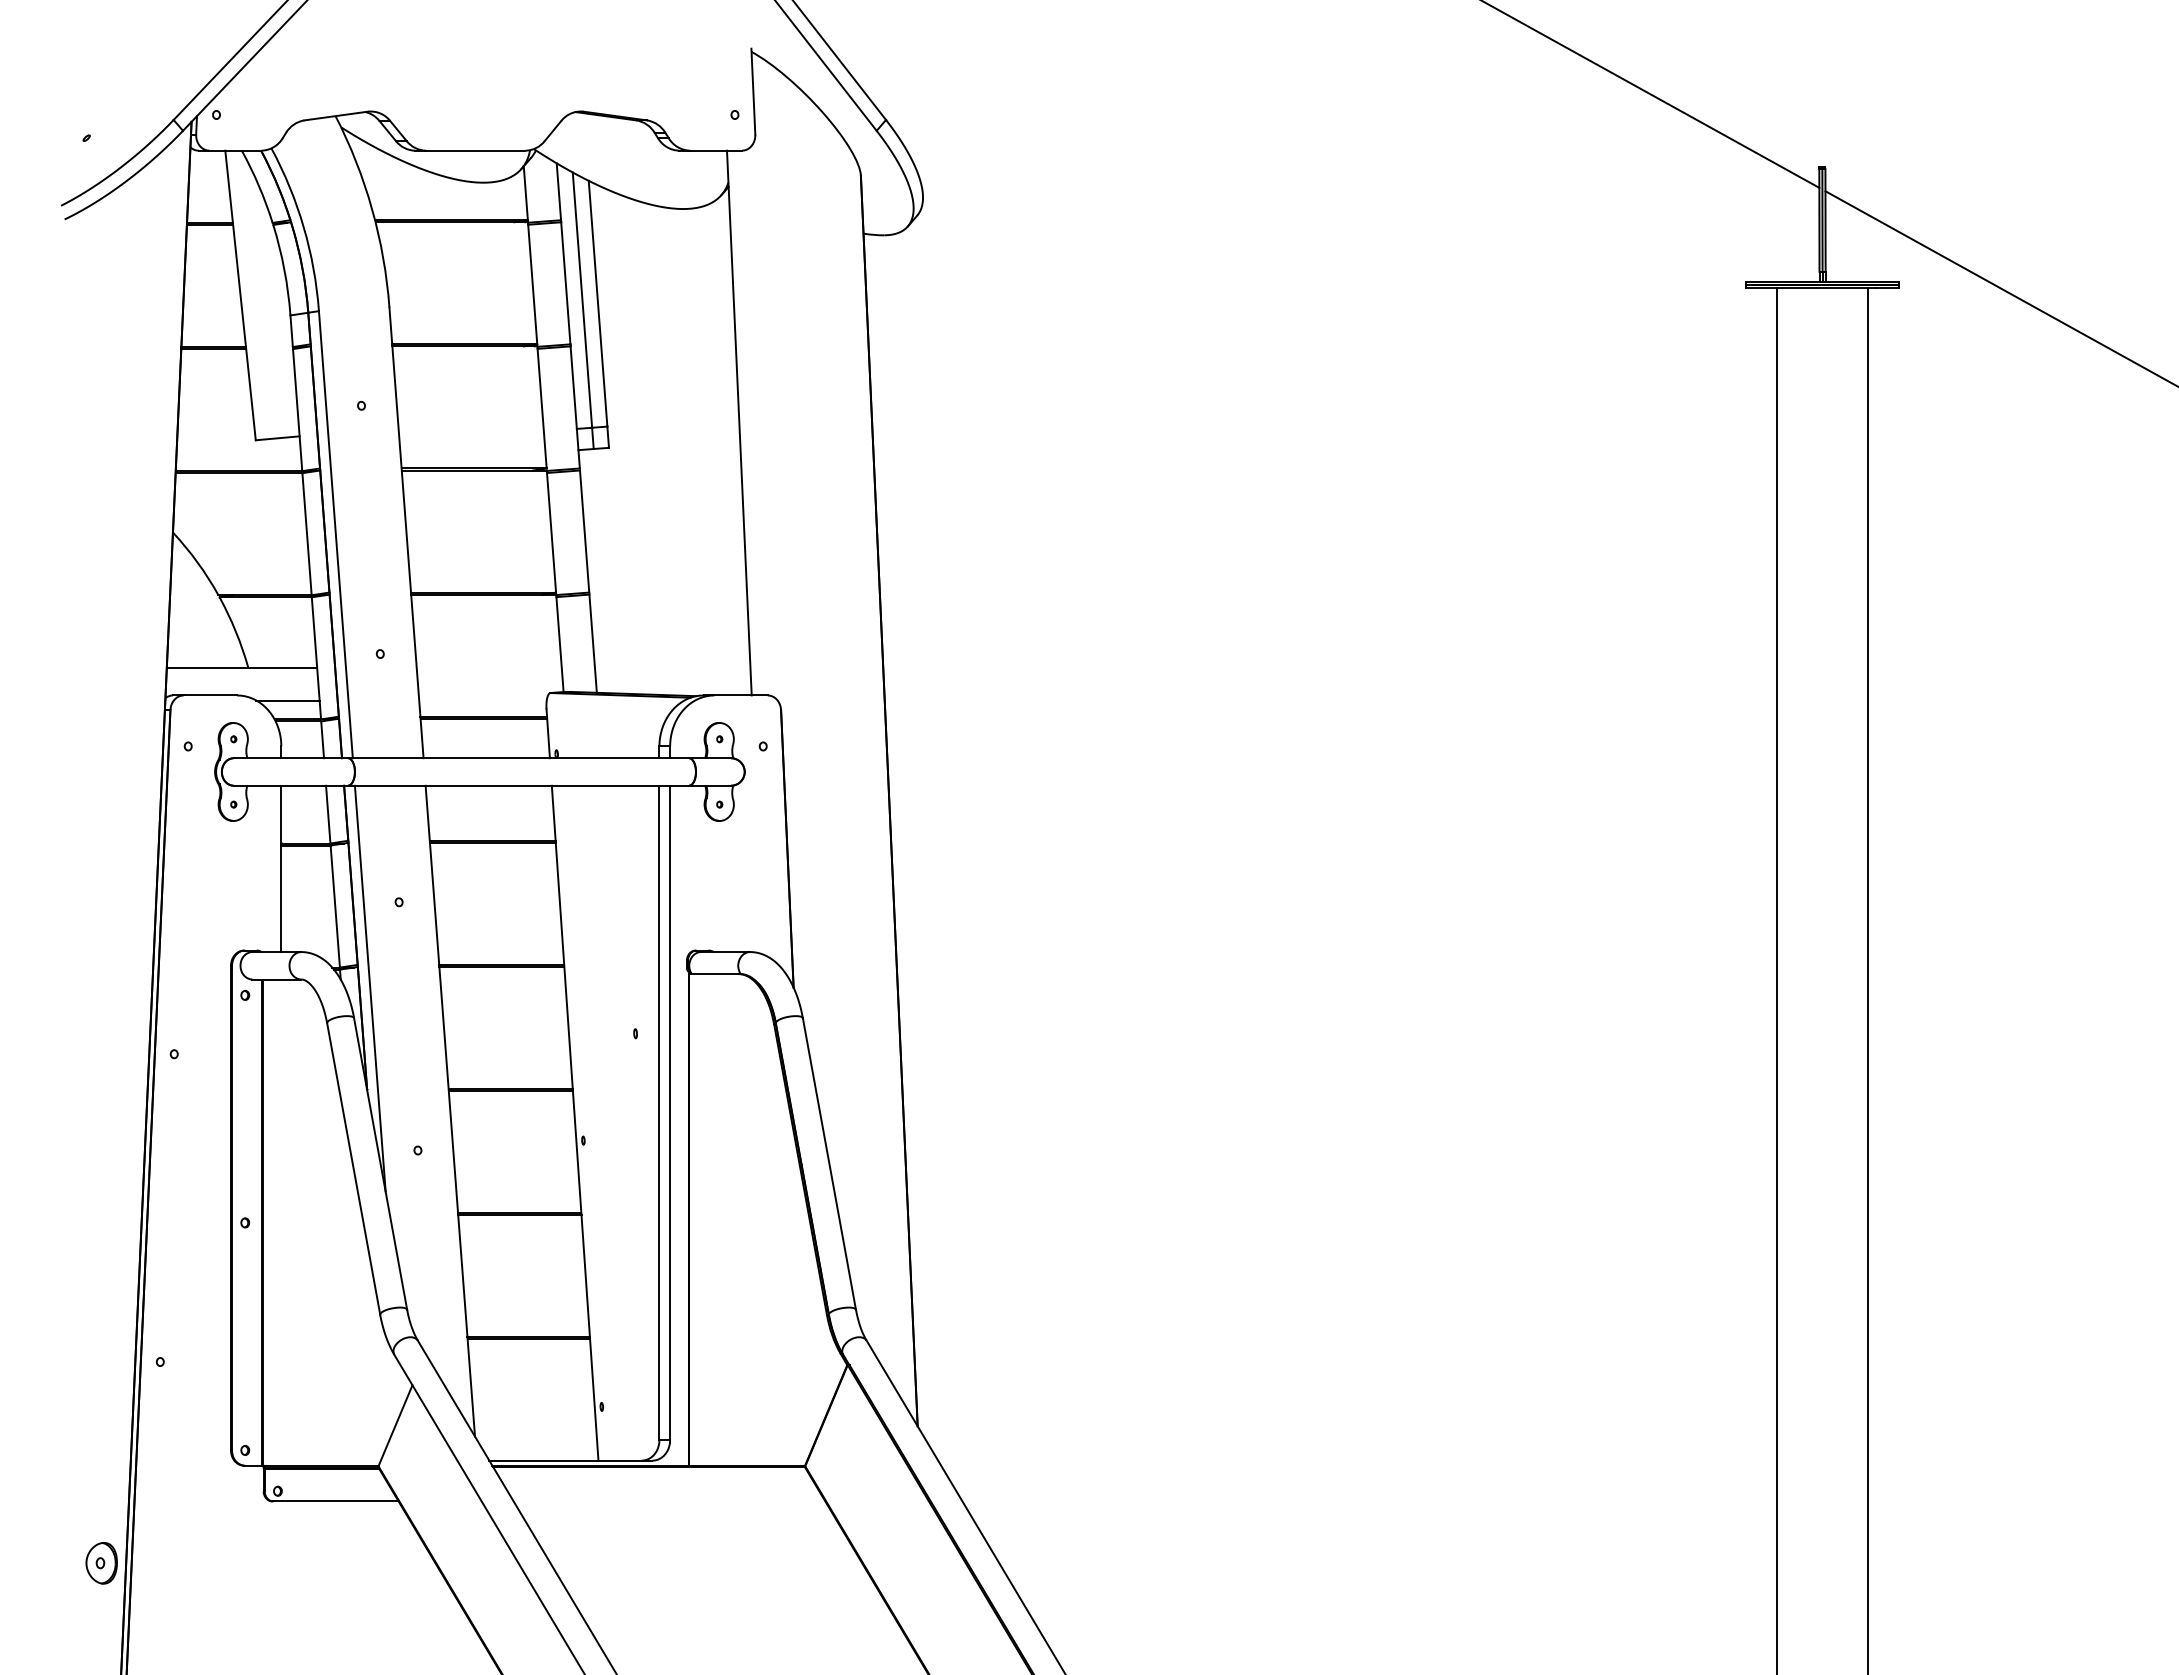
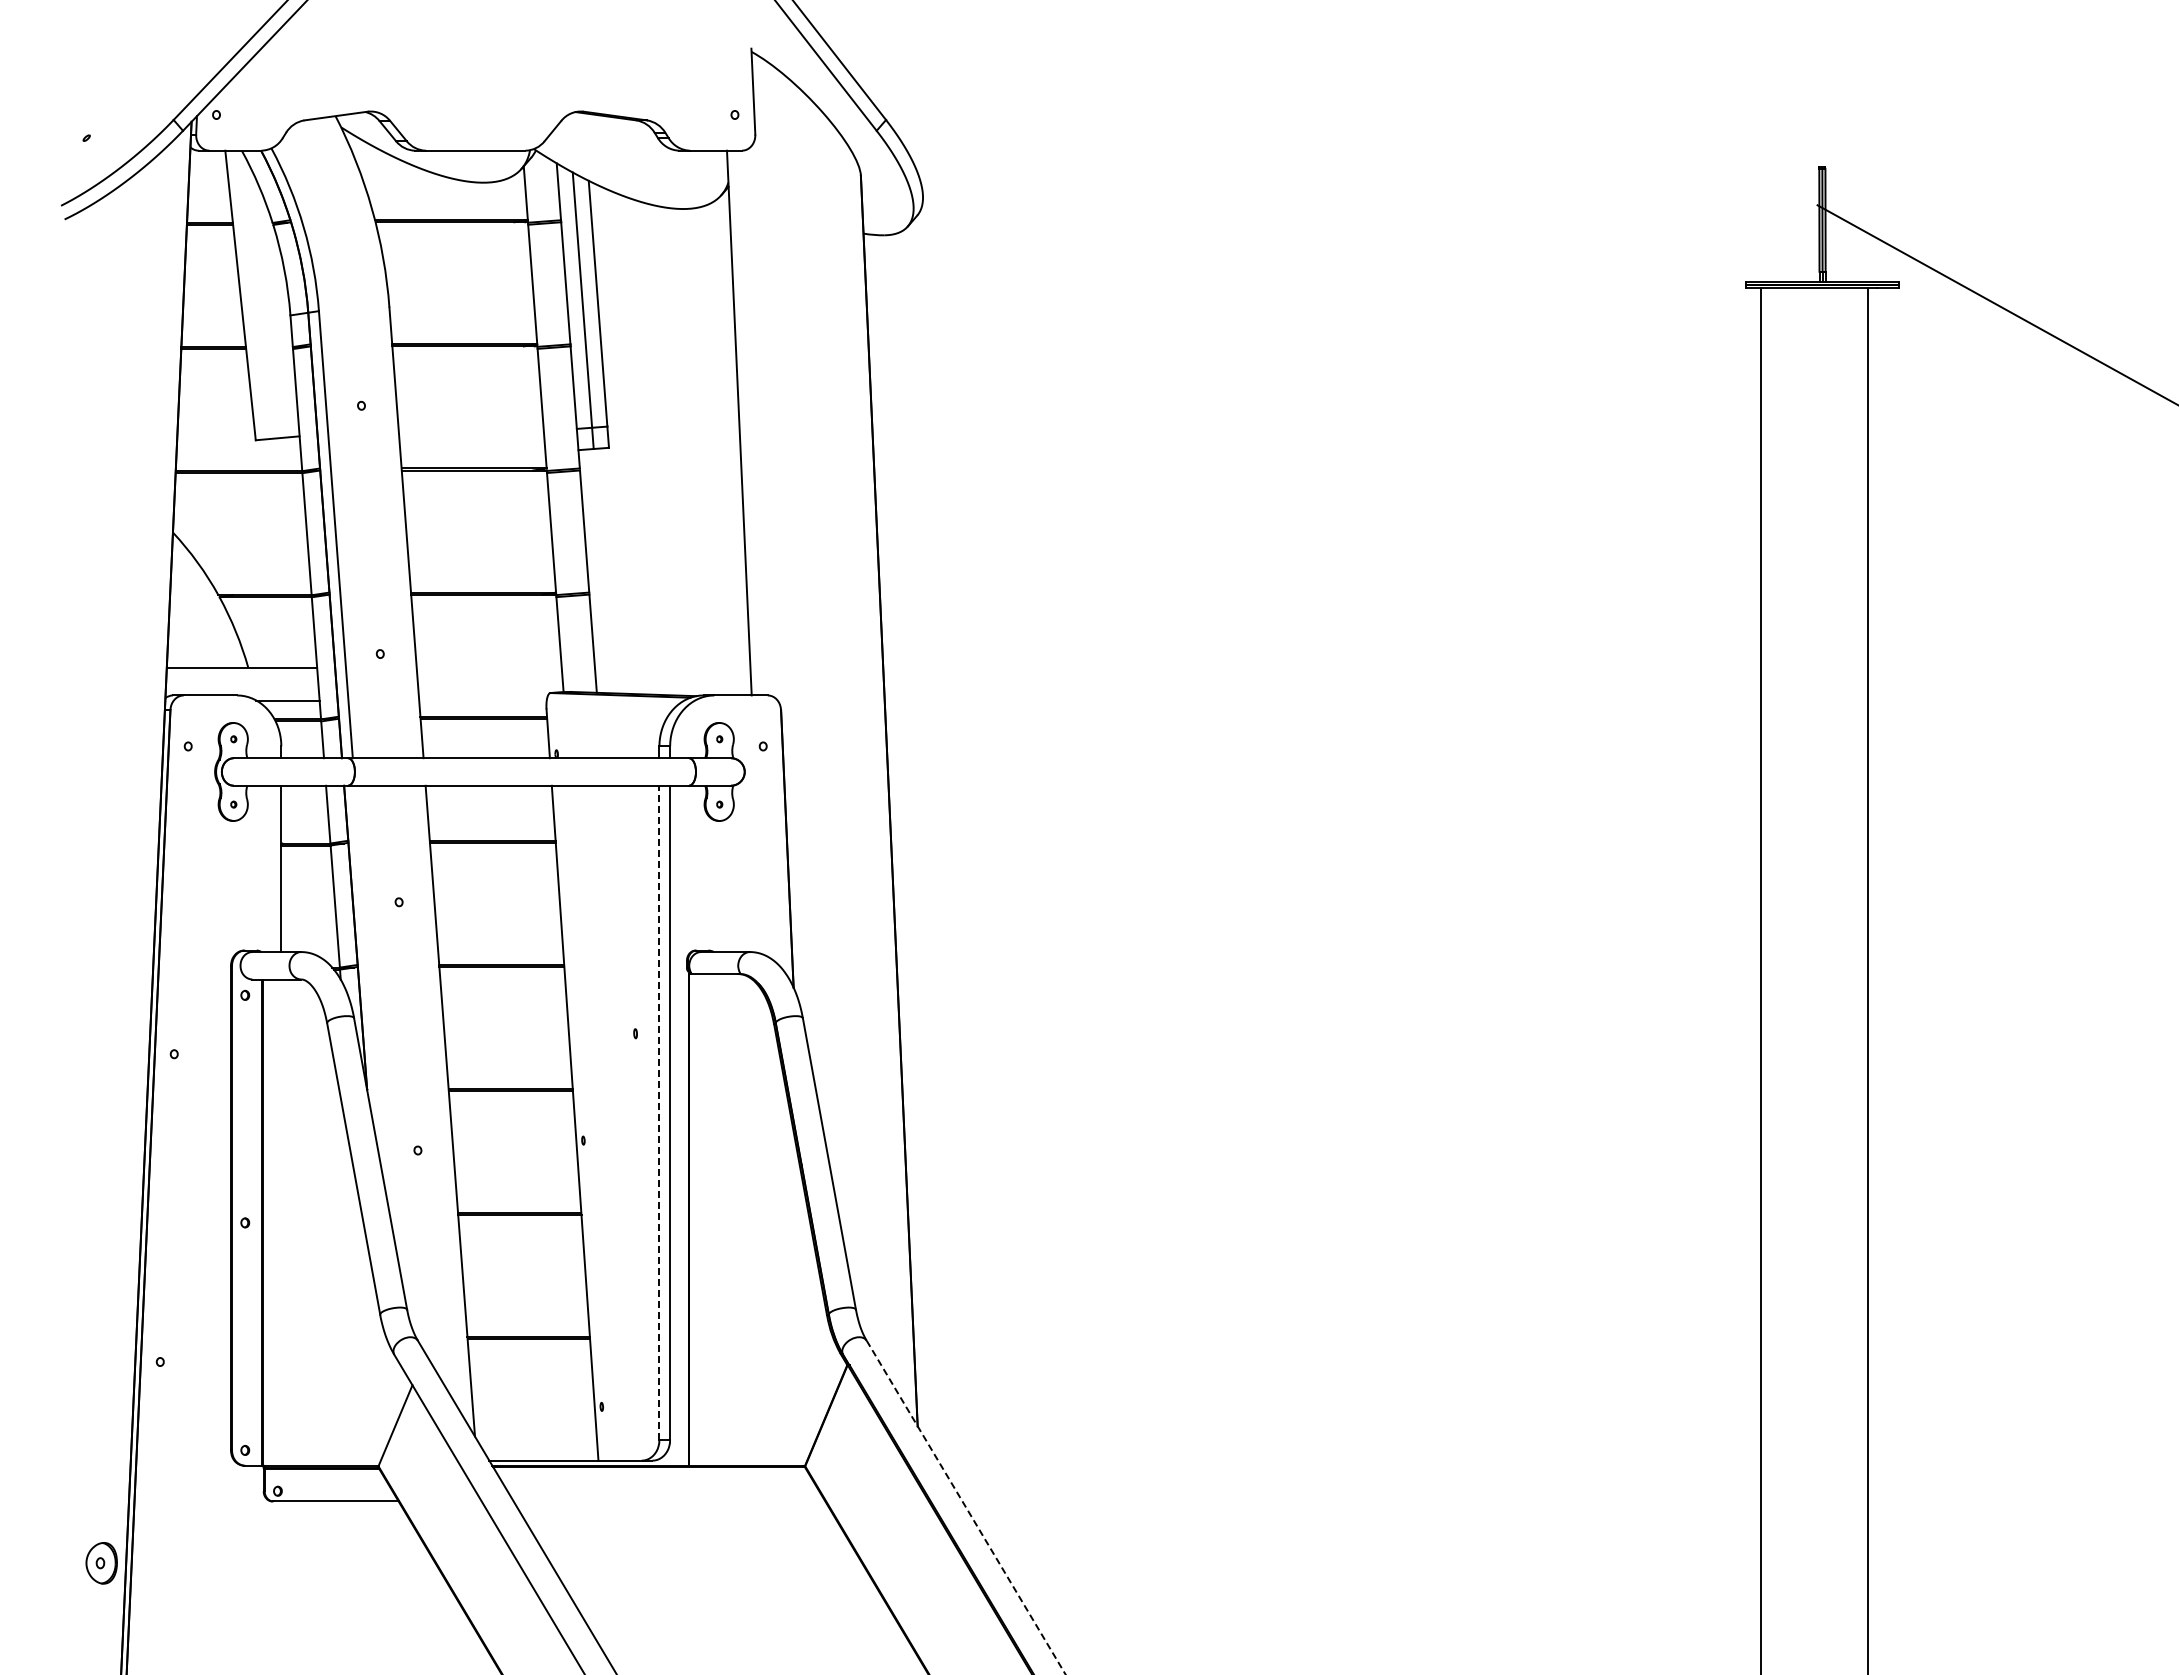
line: present -> none (1651, 94)
line position: (2000, 288) -> (1996, 304) (1996, 304)
line position: (1777, 979) -> (1761, 979) (1761, 979)
line: present -> none (369, 988)
line: solid -> dashed (659, 1112)
line: solid -> dashed (965, 1507)
